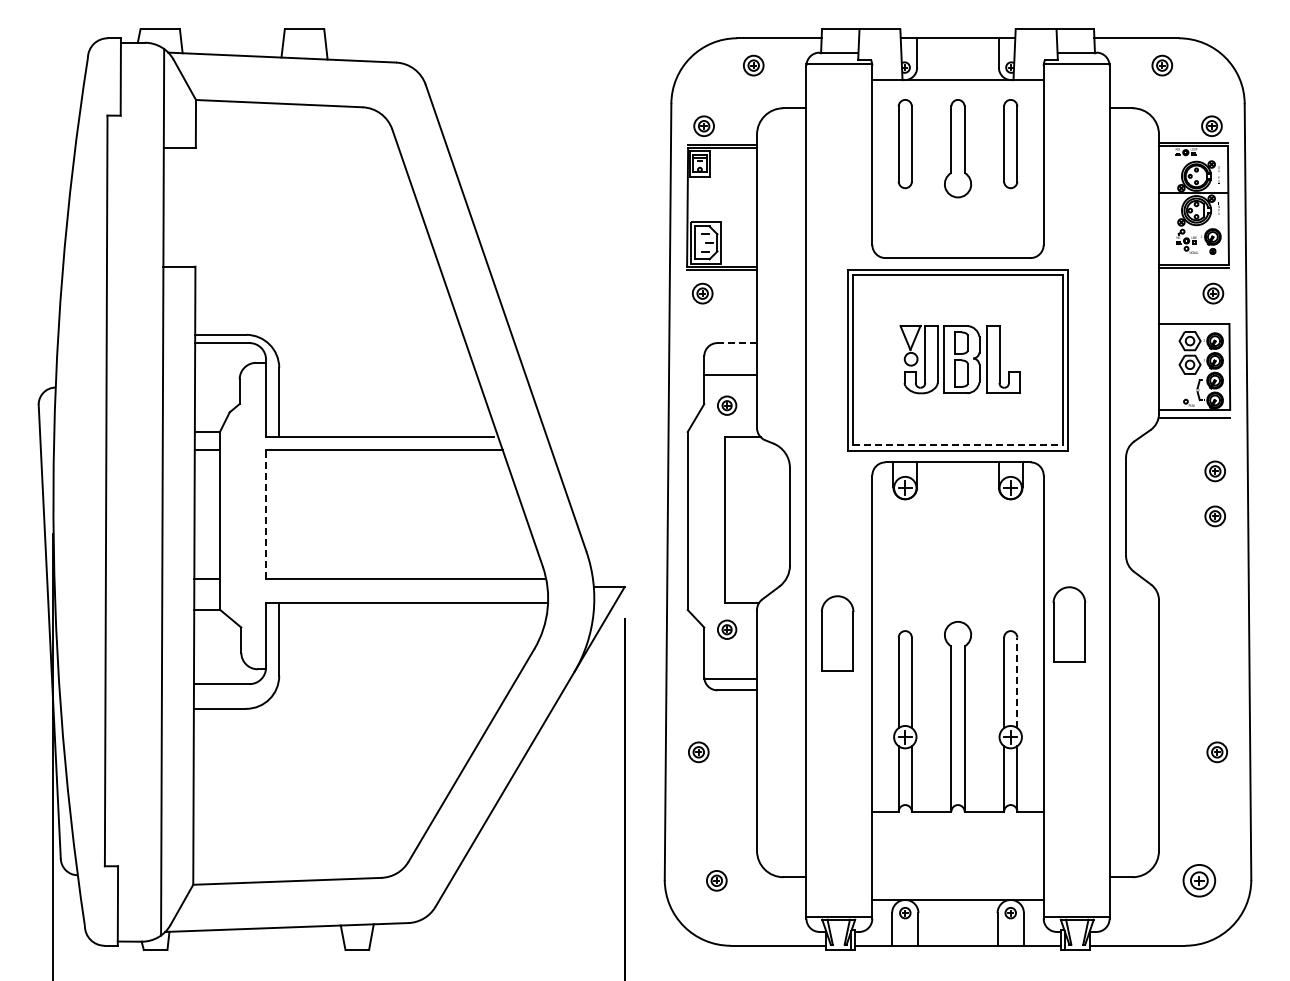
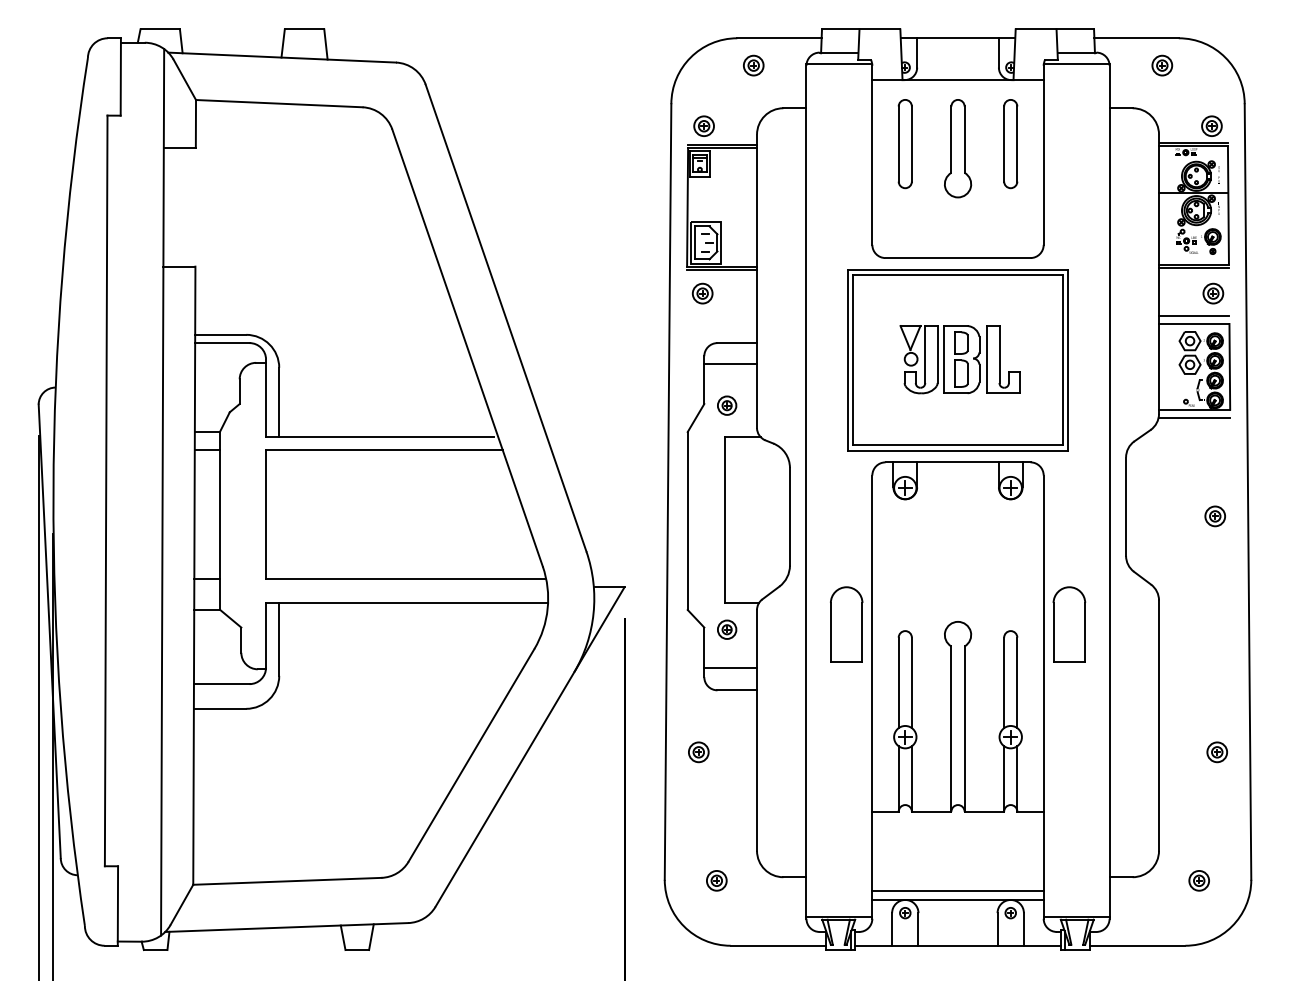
line: none -> present (1194, 316)
line: dashed -> solid (737, 343)
line position: (730, 374) -> (730, 363) (730, 363)
line: dashed -> solid (958, 445)
part: present -> none (1214, 471)
line: dashed -> solid (266, 513)
part position: (837, 633) -> (846, 624) (846, 624)
line position: (730, 678) -> (730, 667) (730, 667)
line: dashed -> solid (1017, 682)
line: none -> present (38, 706)
part size: 35x34 px -> 22x22 px (1198, 880)
line: none -> present (957, 890)
